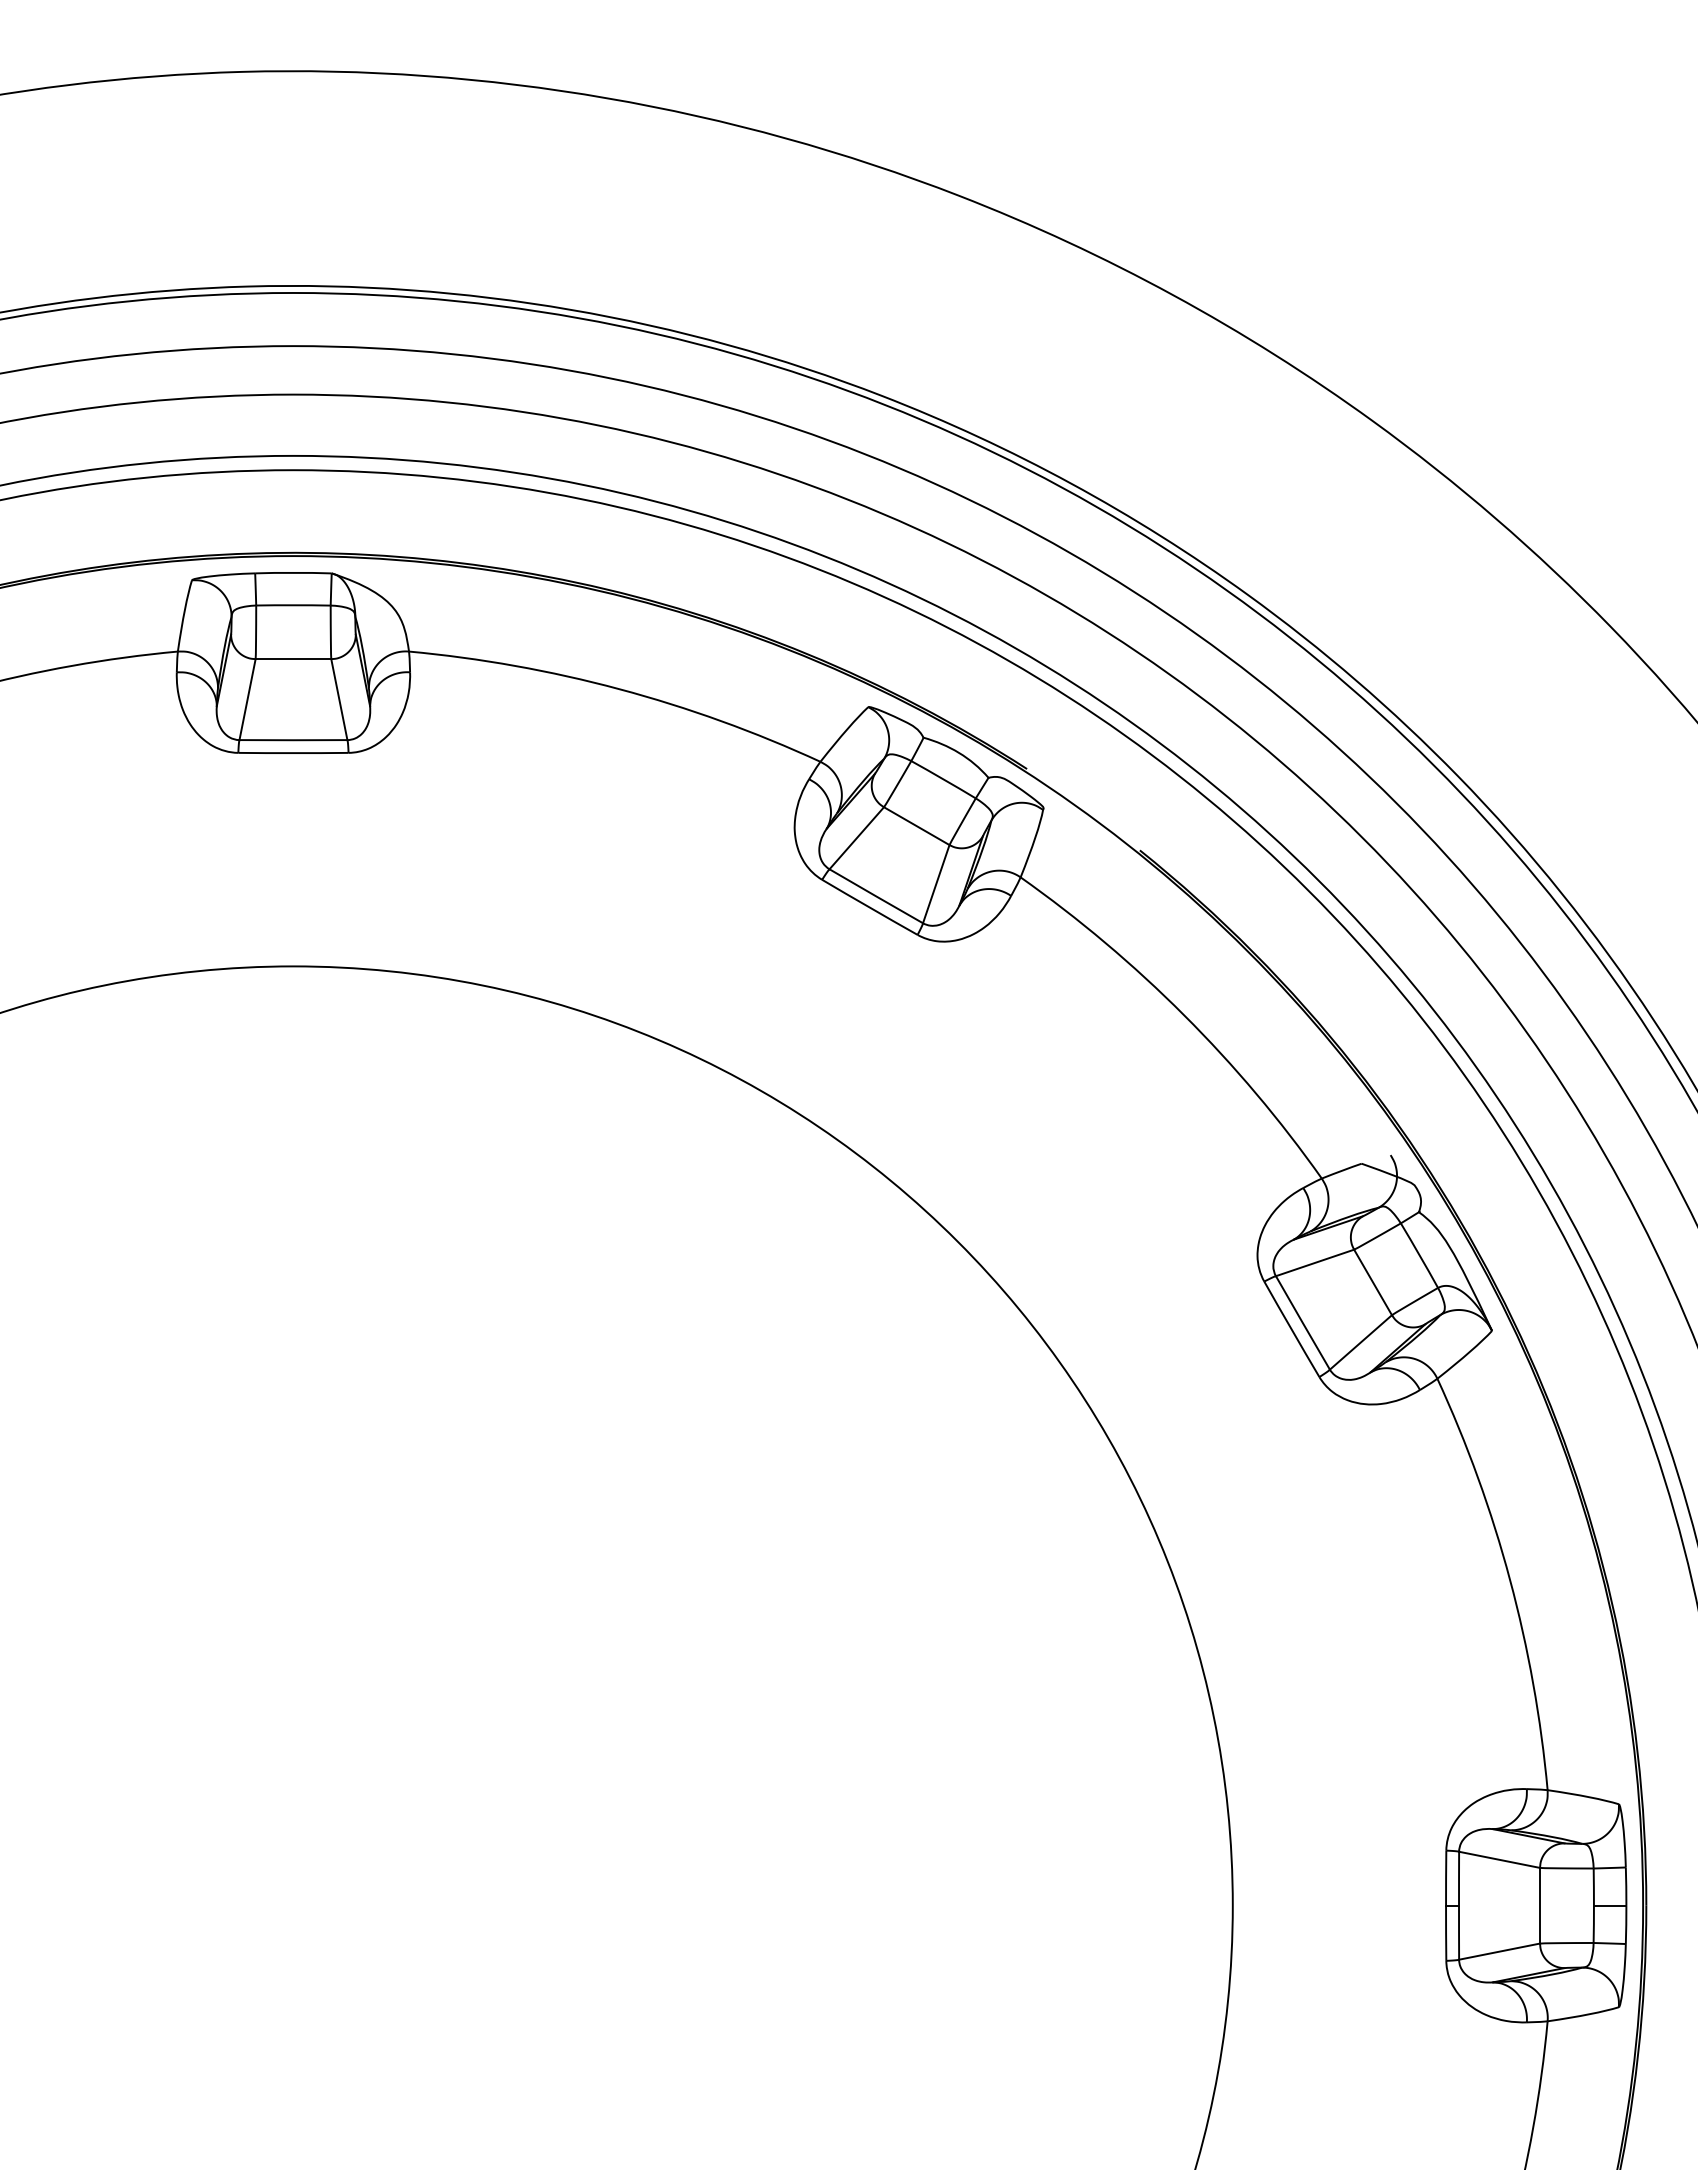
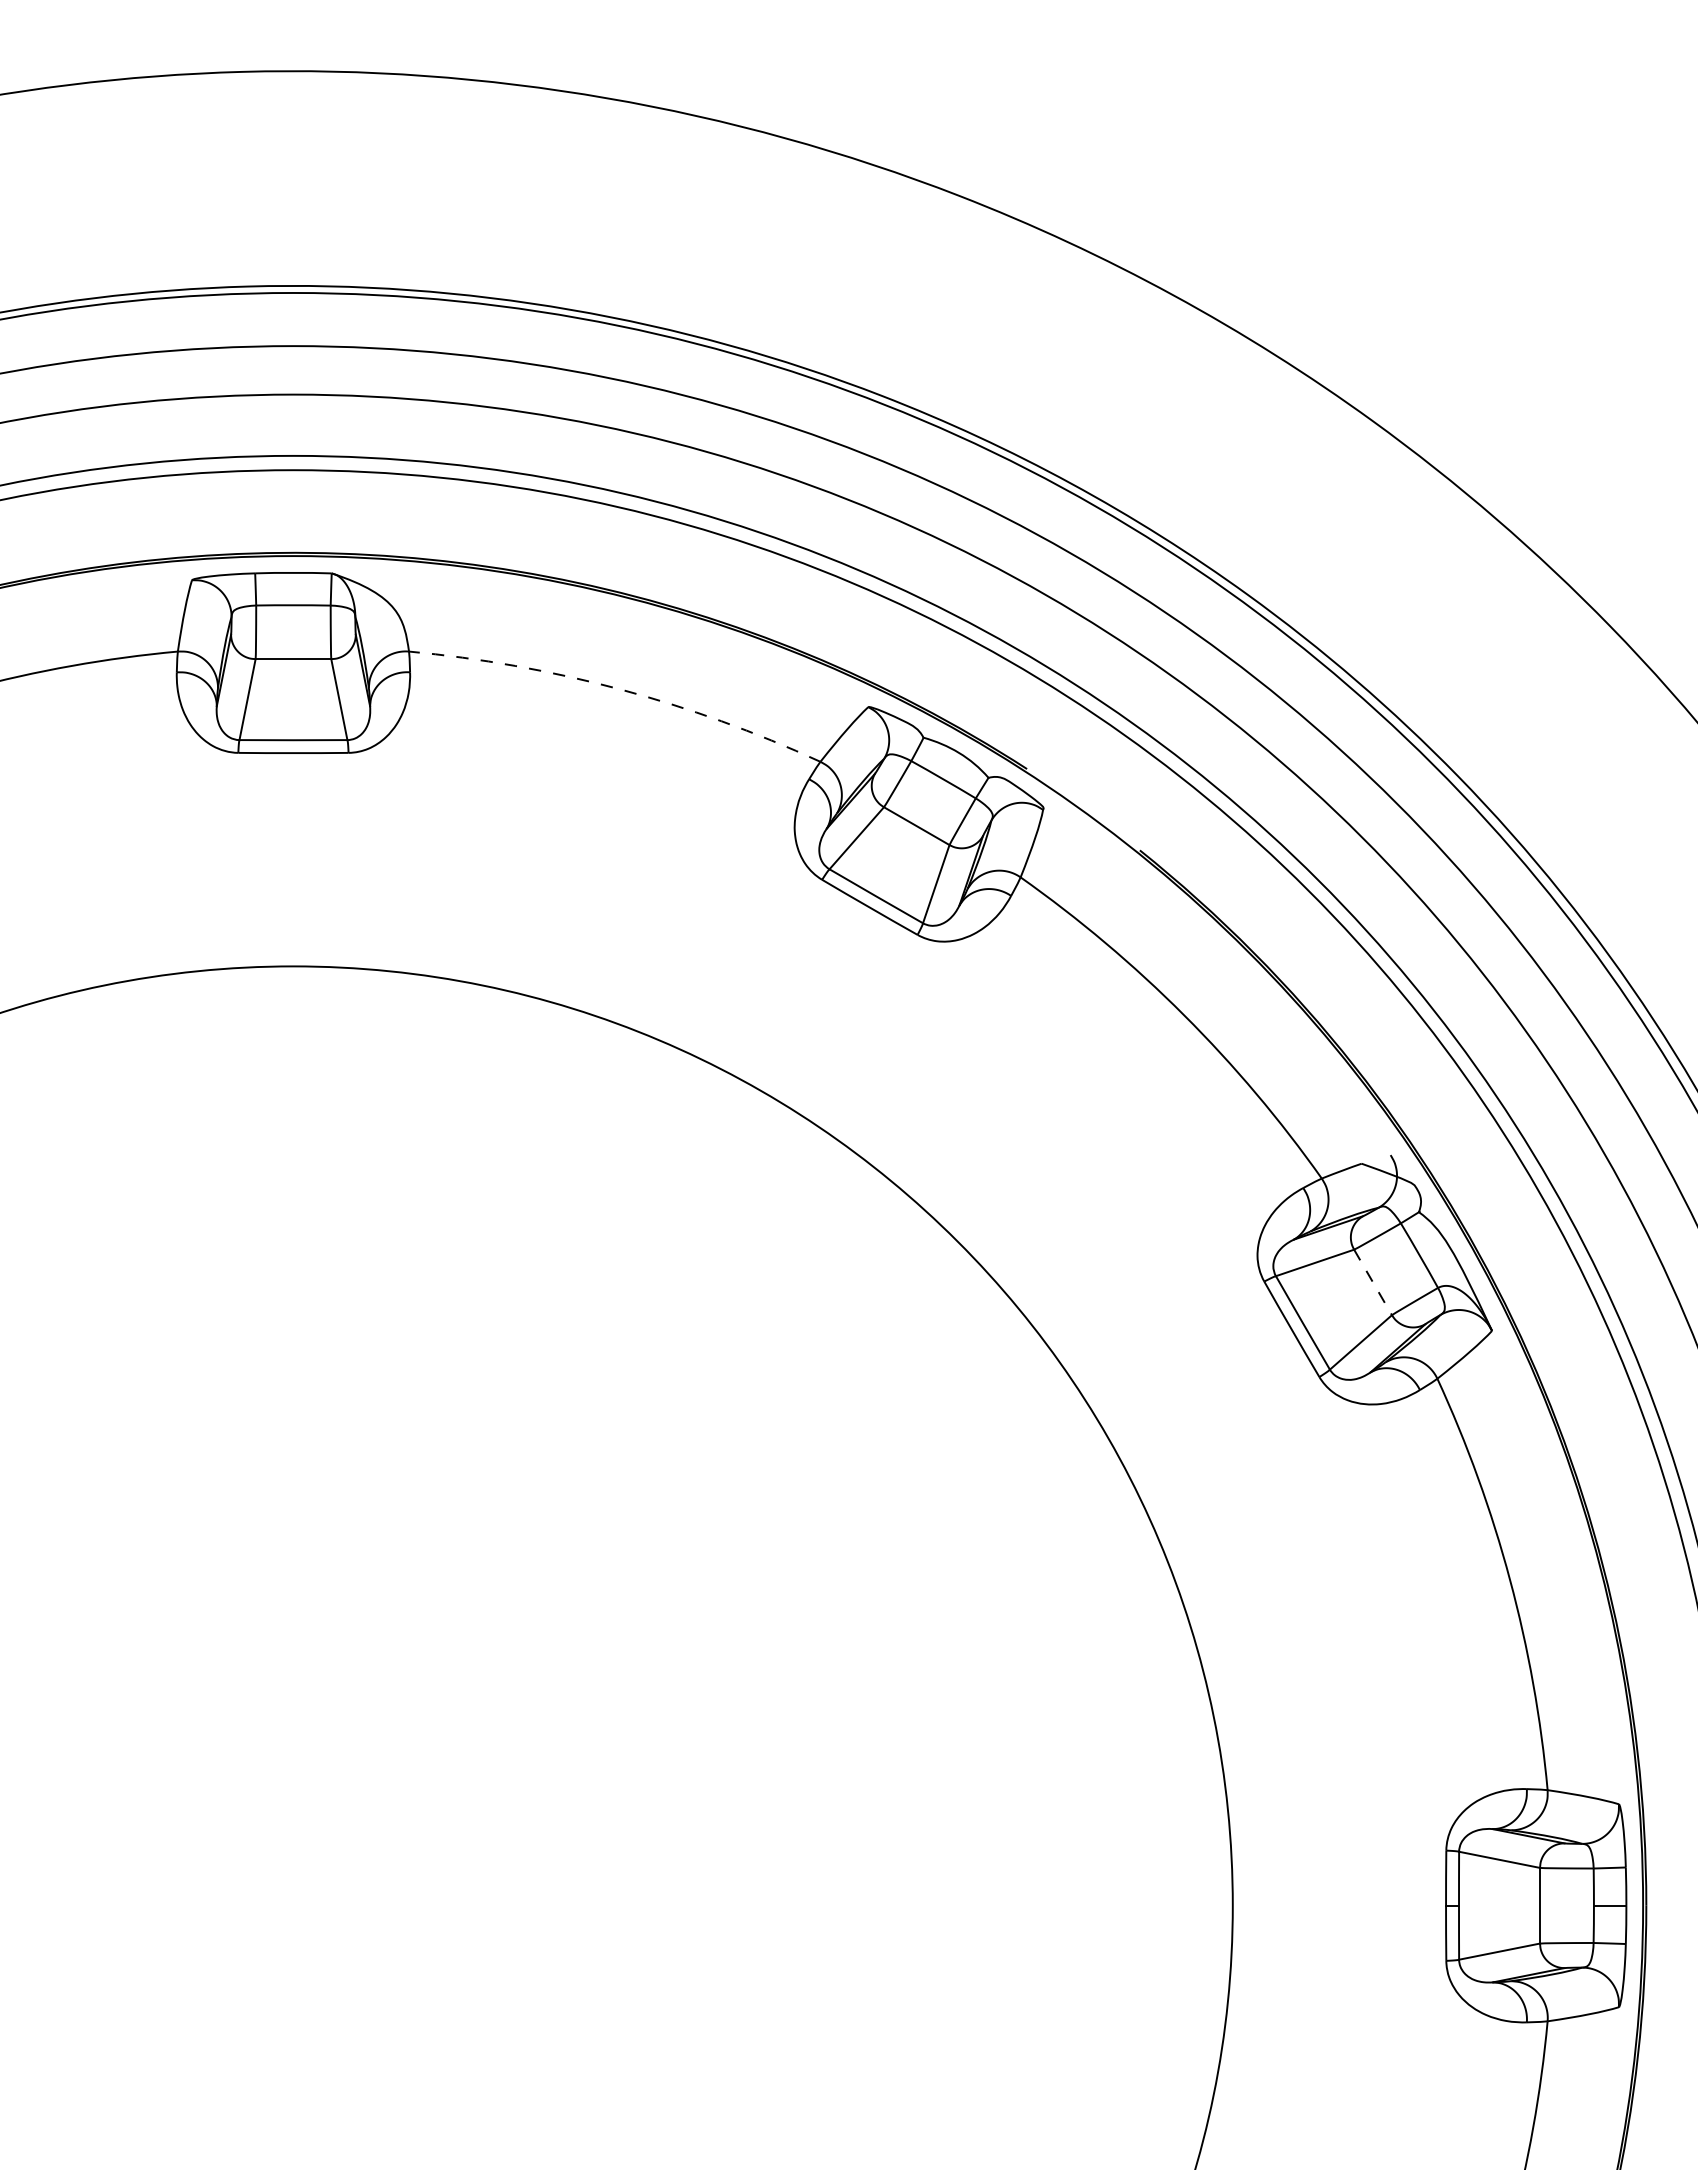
arc: solid -> dashed (619, 689)
line: solid -> dashed (1373, 1282)
